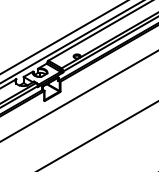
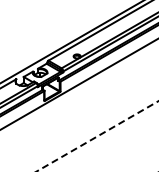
line: present -> none (63, 37)
line position: (78, 96) -> (78, 84) (78, 84)
line: solid -> dashed (97, 136)
